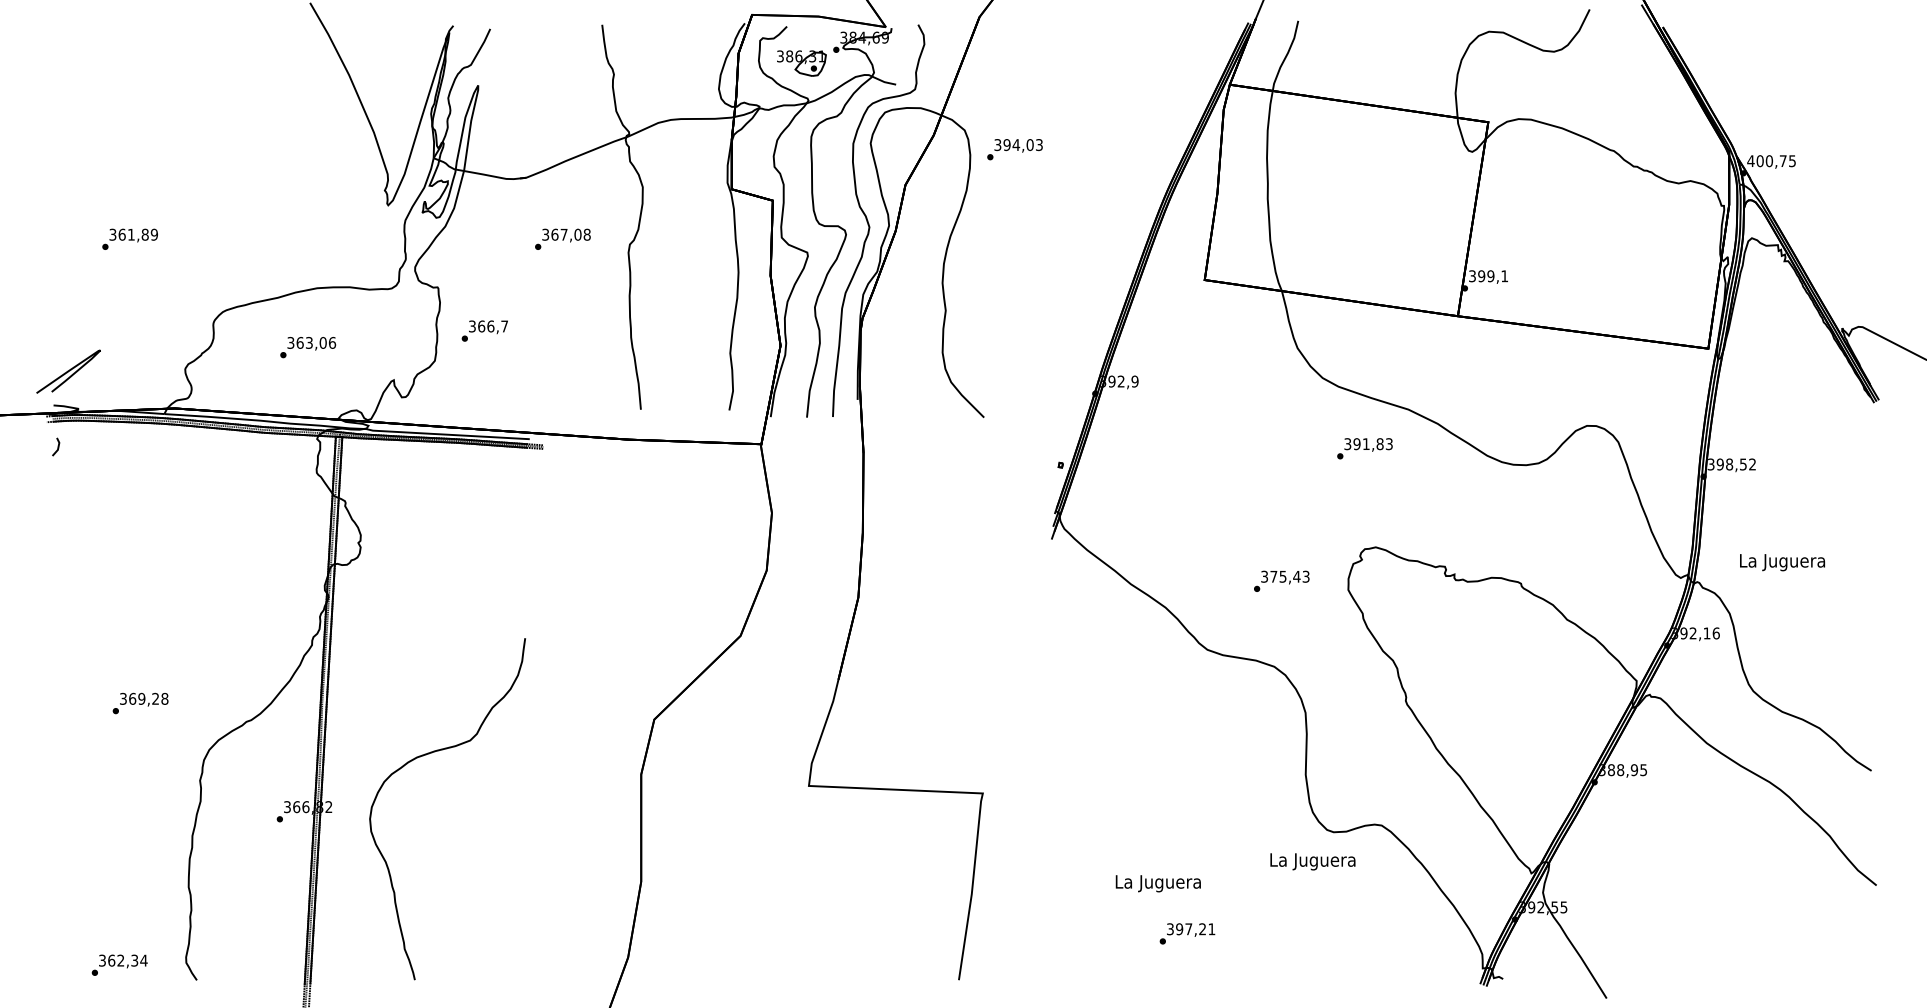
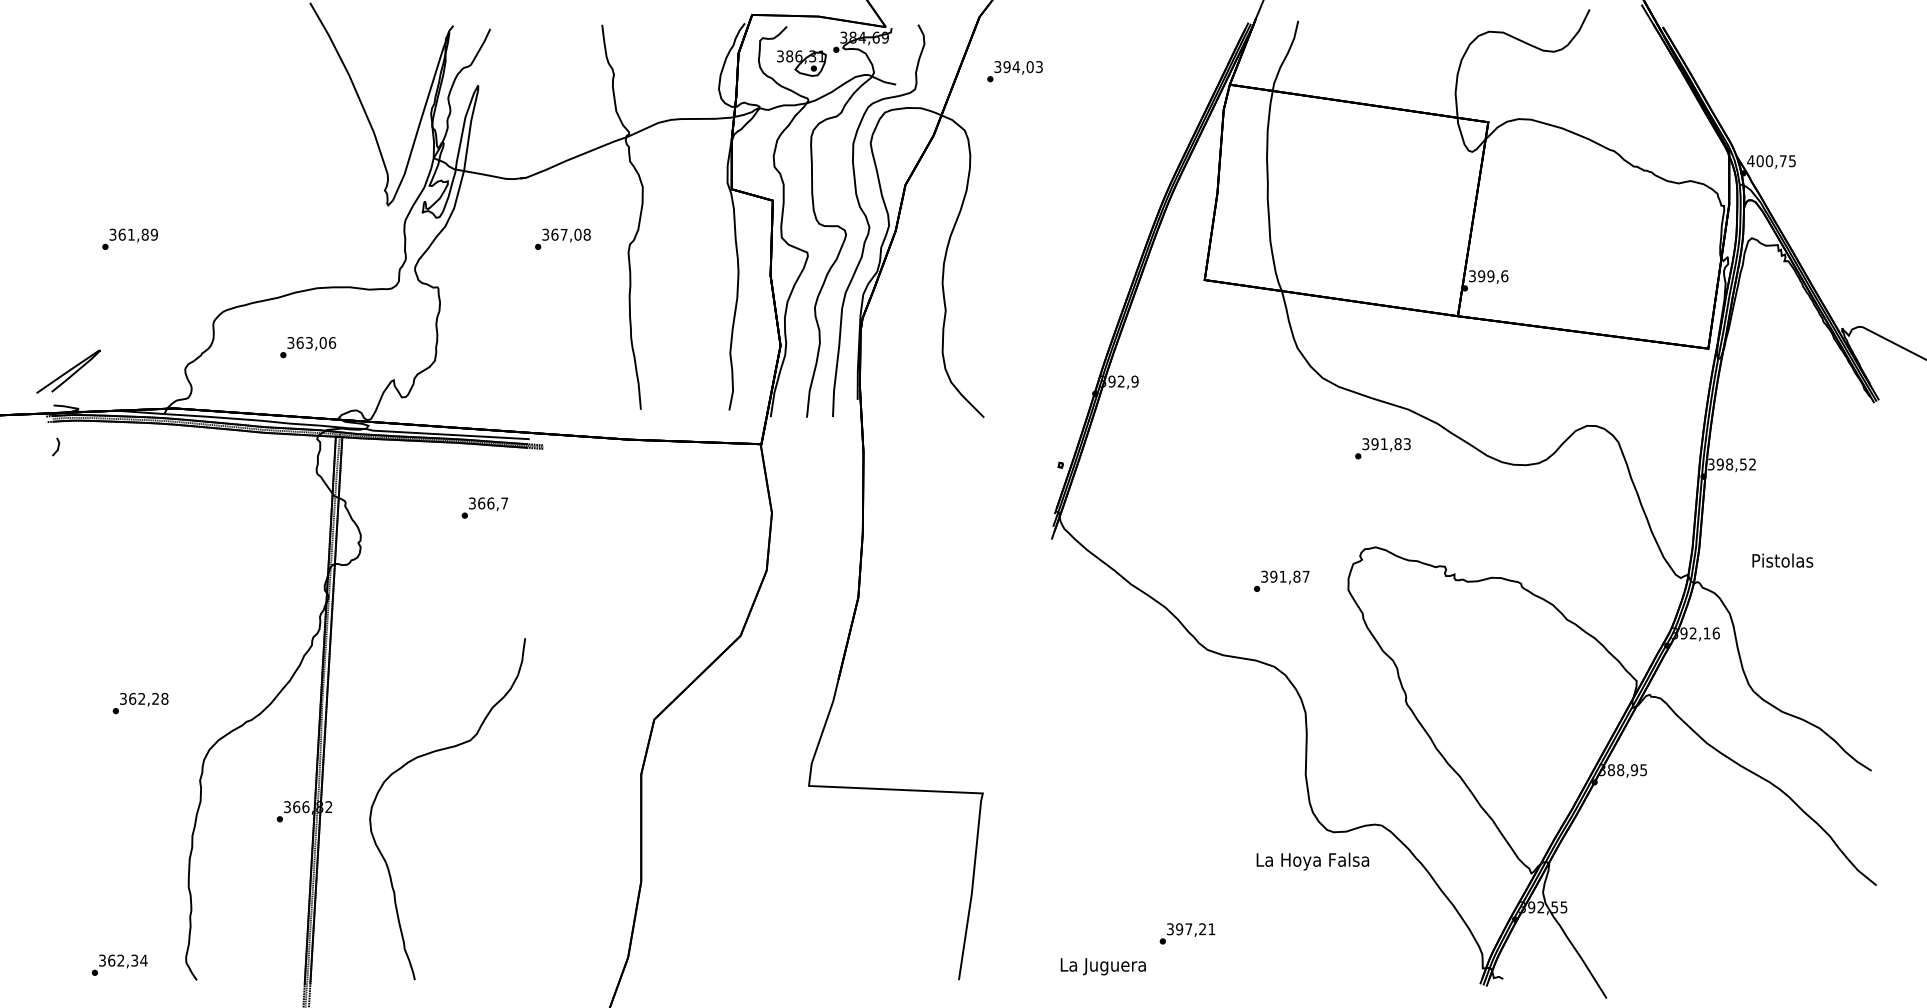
text position: (1014, 149) -> (1014, 71) (1014, 71)
text: 399,1 -> 399,6 (1504, 276)
text position: (484, 330) -> (484, 507) (484, 507)
text position: (1364, 448) -> (1382, 448) (1382, 448)
text: La Juguera -> Pistolas (1782, 562)
text: 375,43 -> 391,87 (1289, 576)
text: 369,28 -> 362,28 (141, 698)
text: La Juguera -> La Hoya Falsa (1312, 861)
text position: (1157, 883) -> (1102, 966) (1102, 966)
